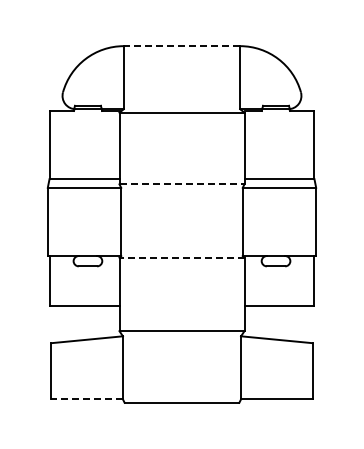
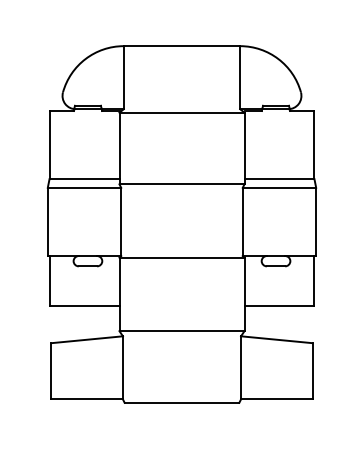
line: dashed -> solid (181, 46)
line: dashed -> solid (182, 184)
line: dashed -> solid (182, 257)
line: dashed -> solid (87, 399)
